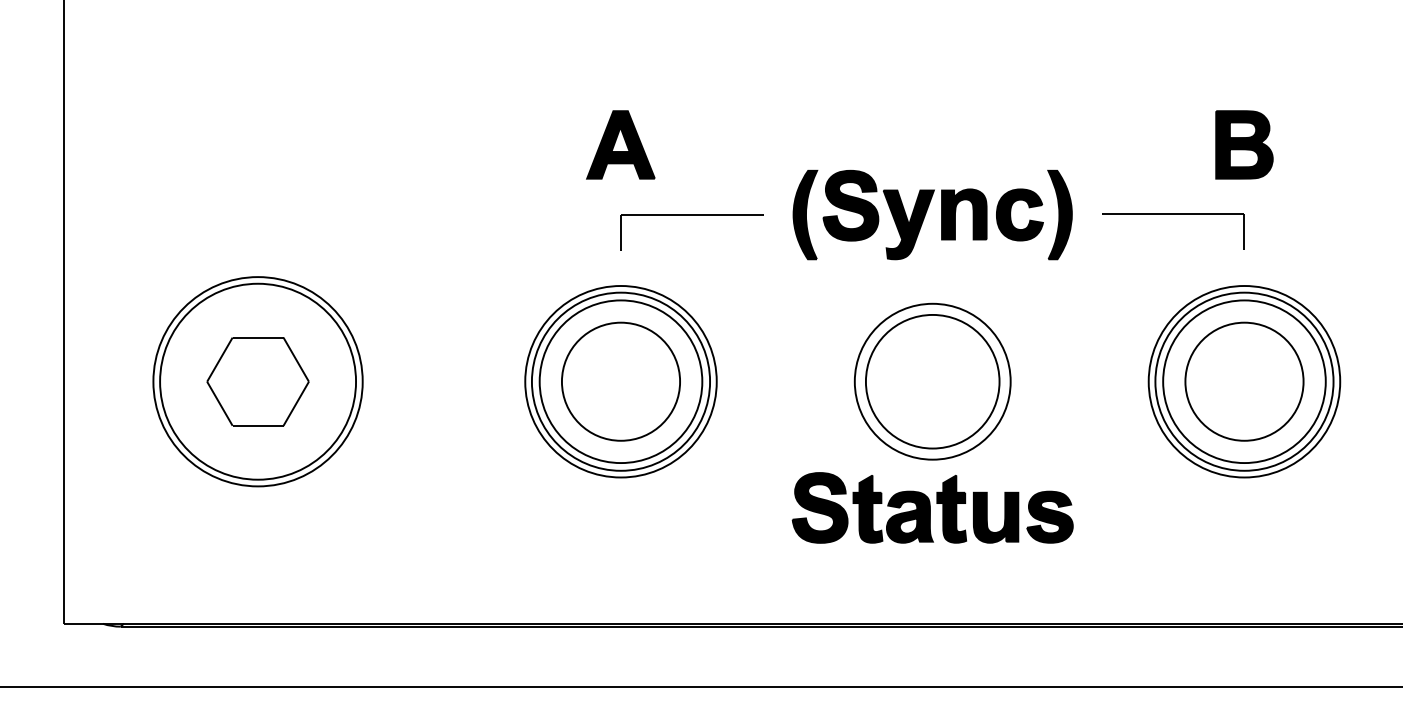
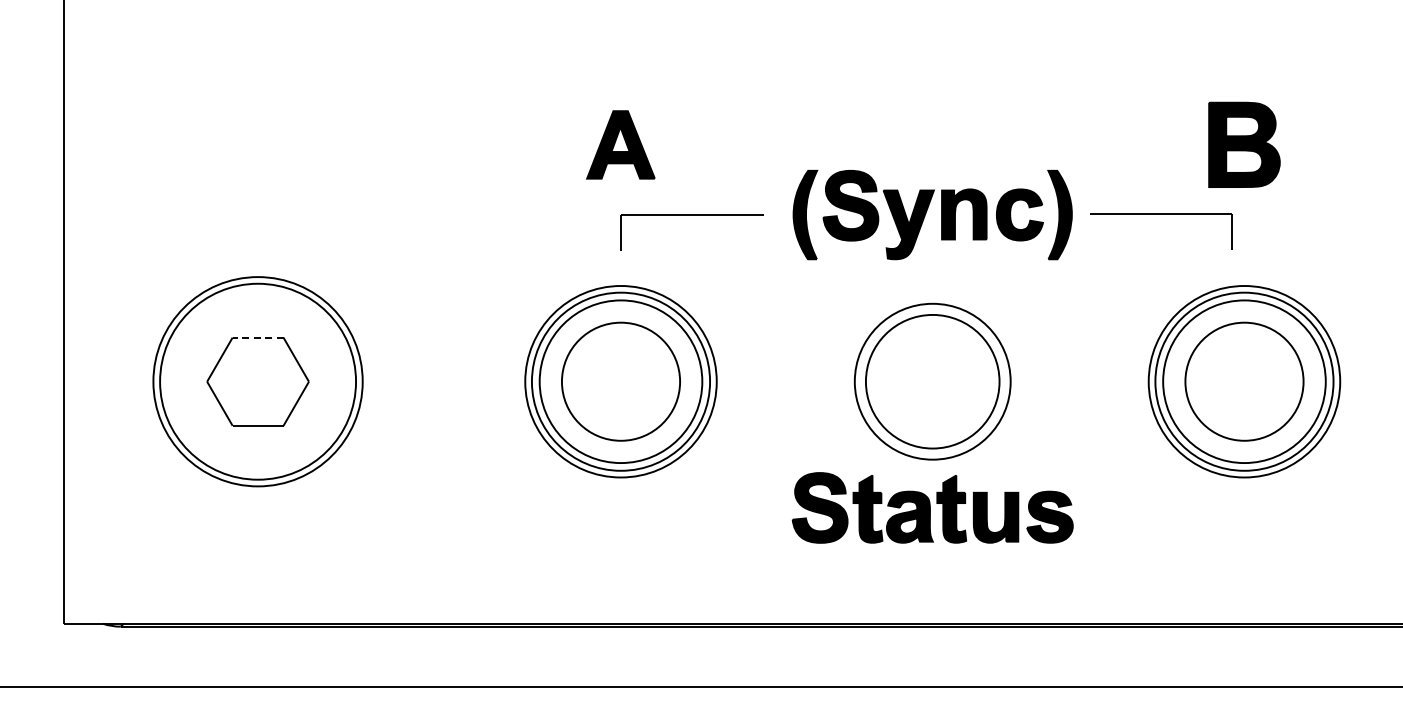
part size: 59x70 px -> 73x87 px (1244, 144)
part position: (1173, 214) -> (1161, 214) (1161, 214)
line: solid -> dashed (257, 337)
